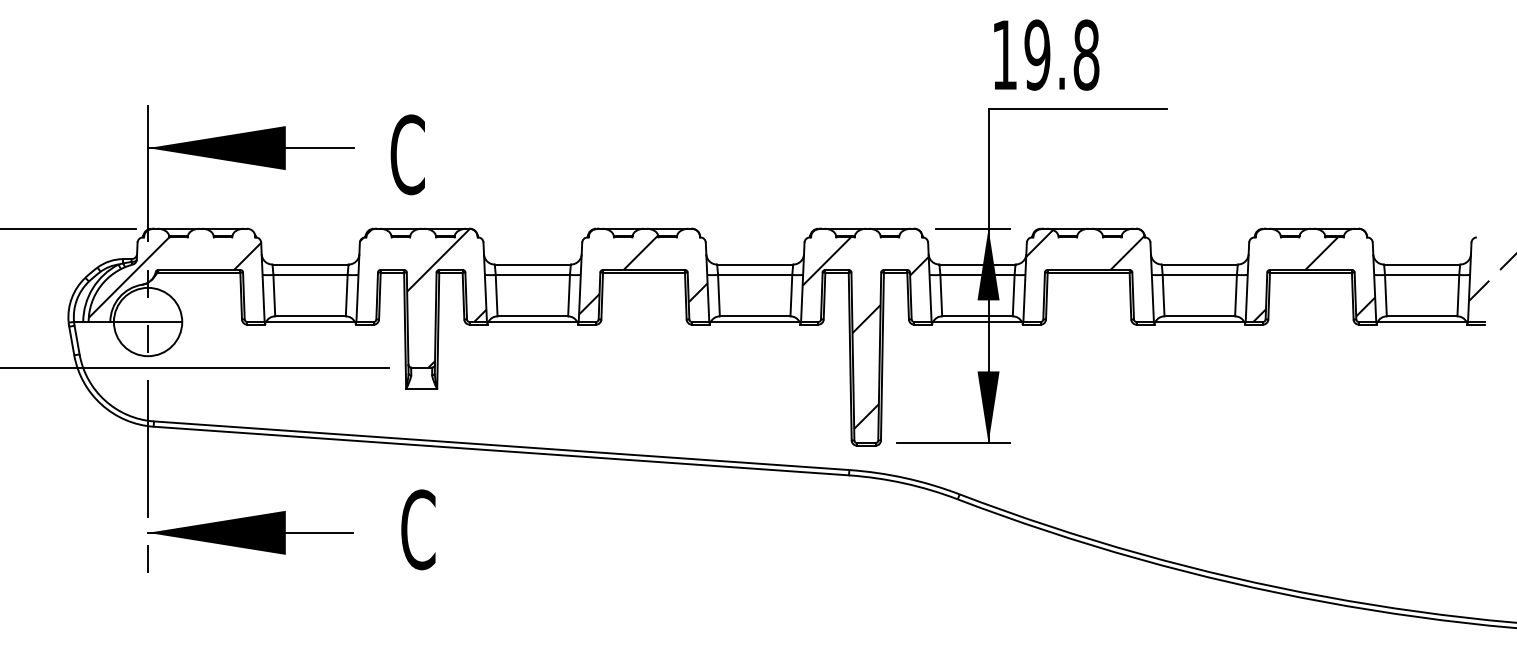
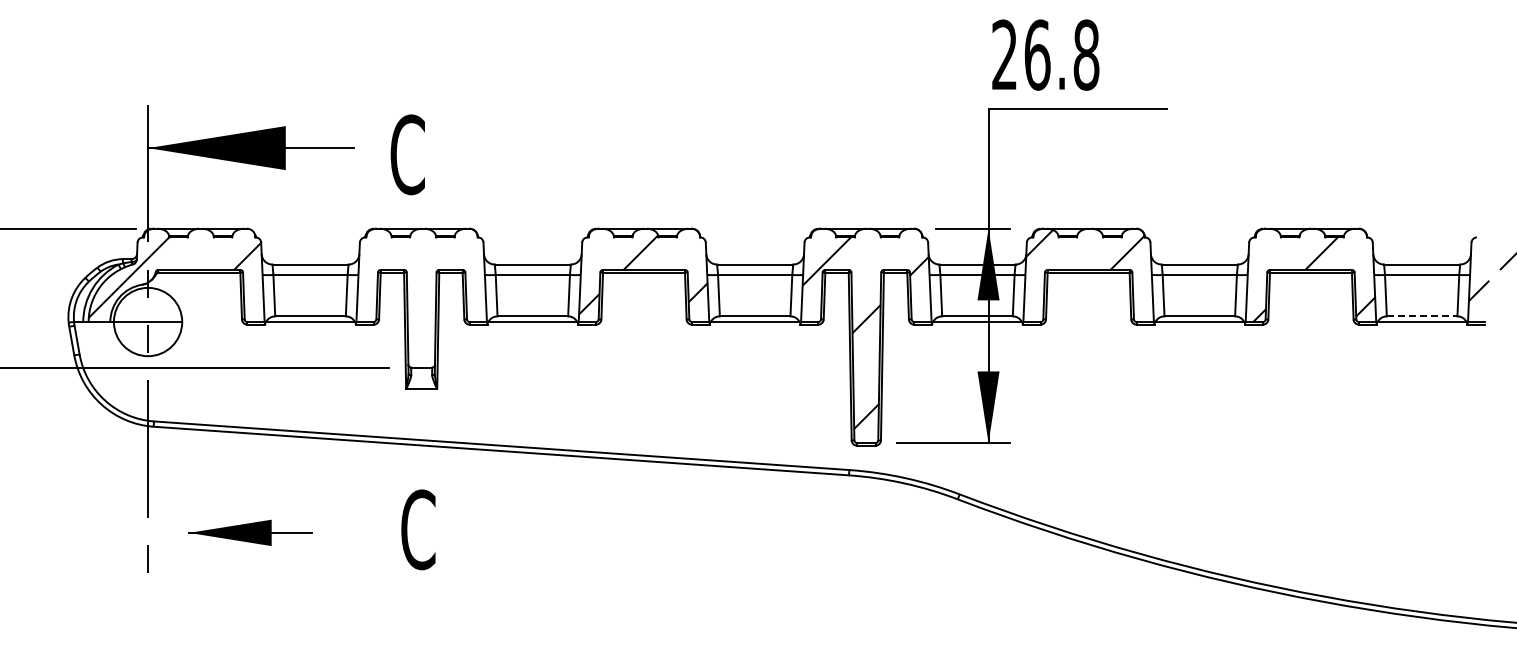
text: 19.8 -> 26.8 (1021, 54)
hatch: present -> none (423, 297)
line: solid -> dashed (1422, 316)
part size: 207x44 px -> 125x27 px (250, 532)
